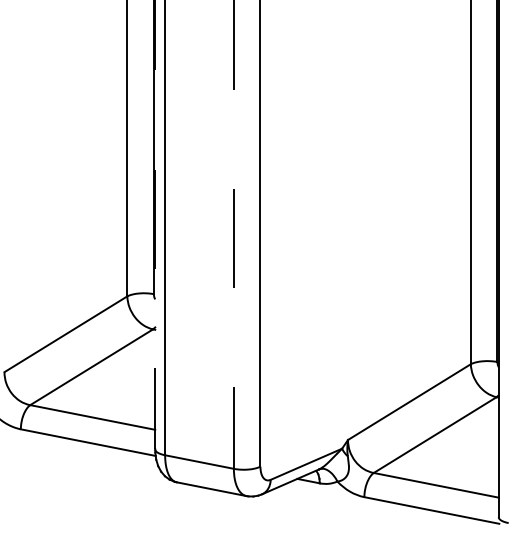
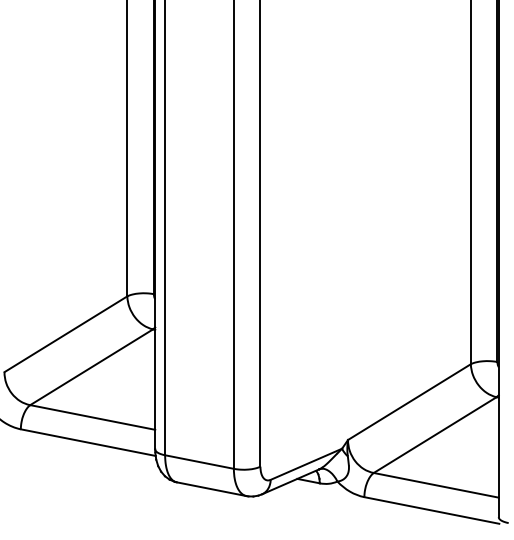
line: dashed -> solid (155, 225)
line: dashed -> solid (233, 234)
